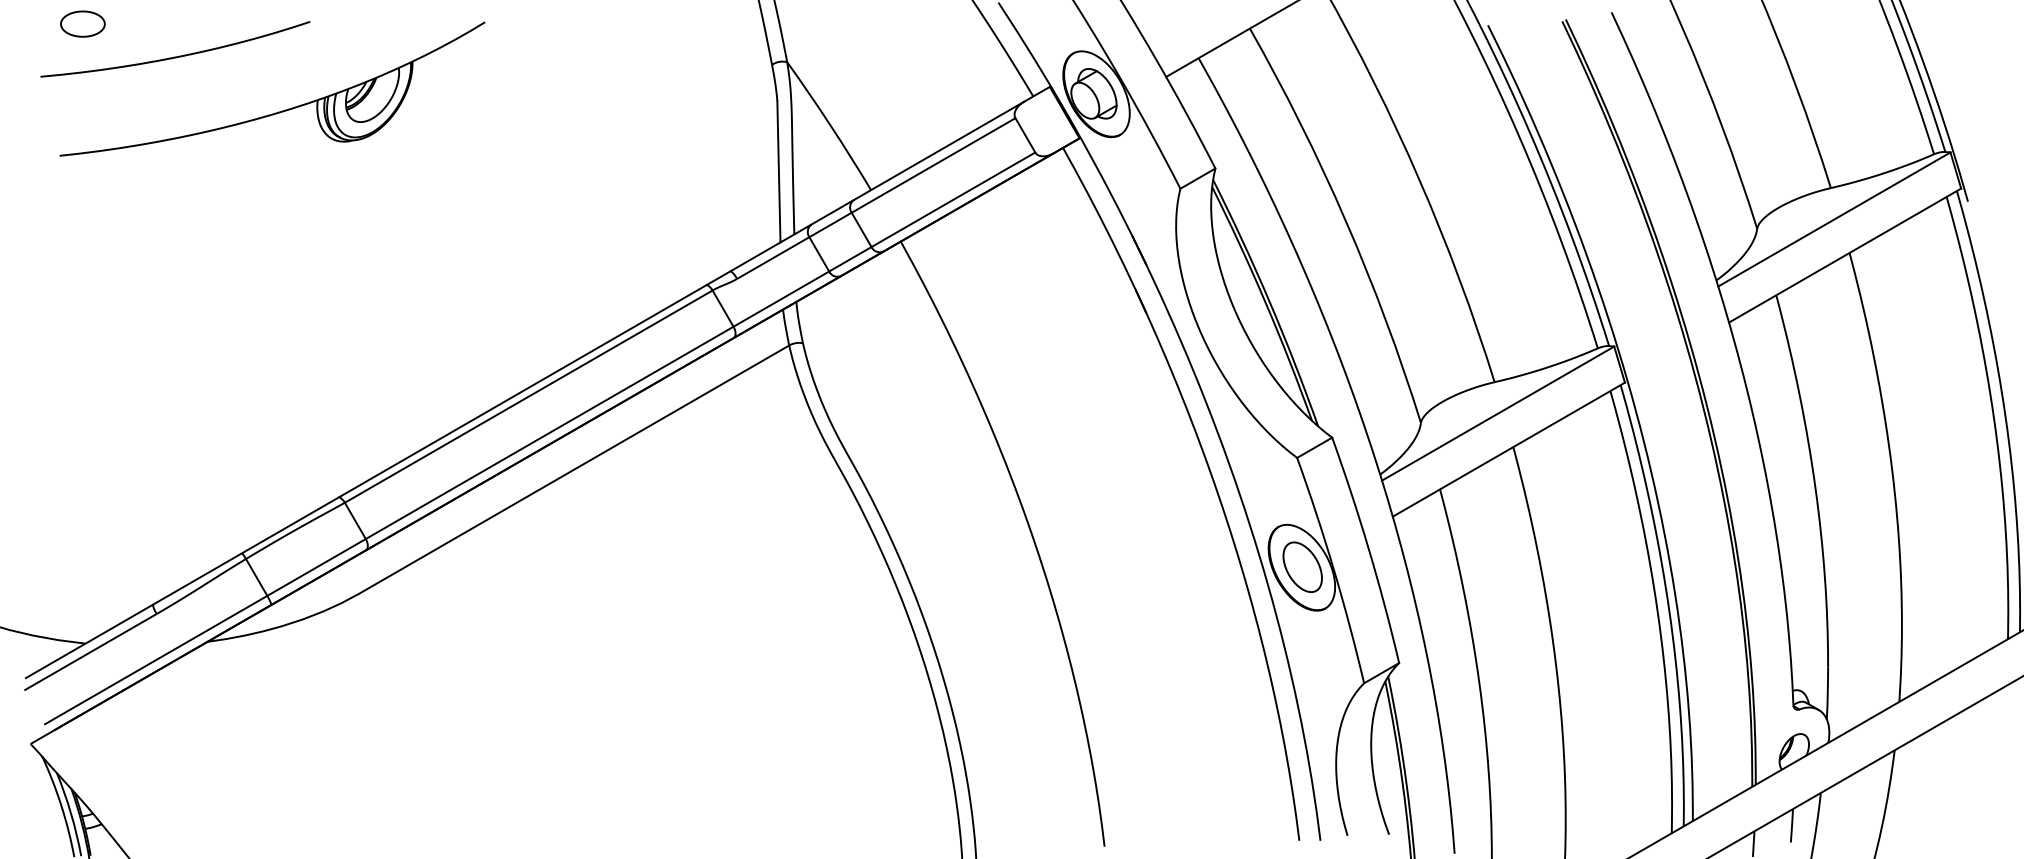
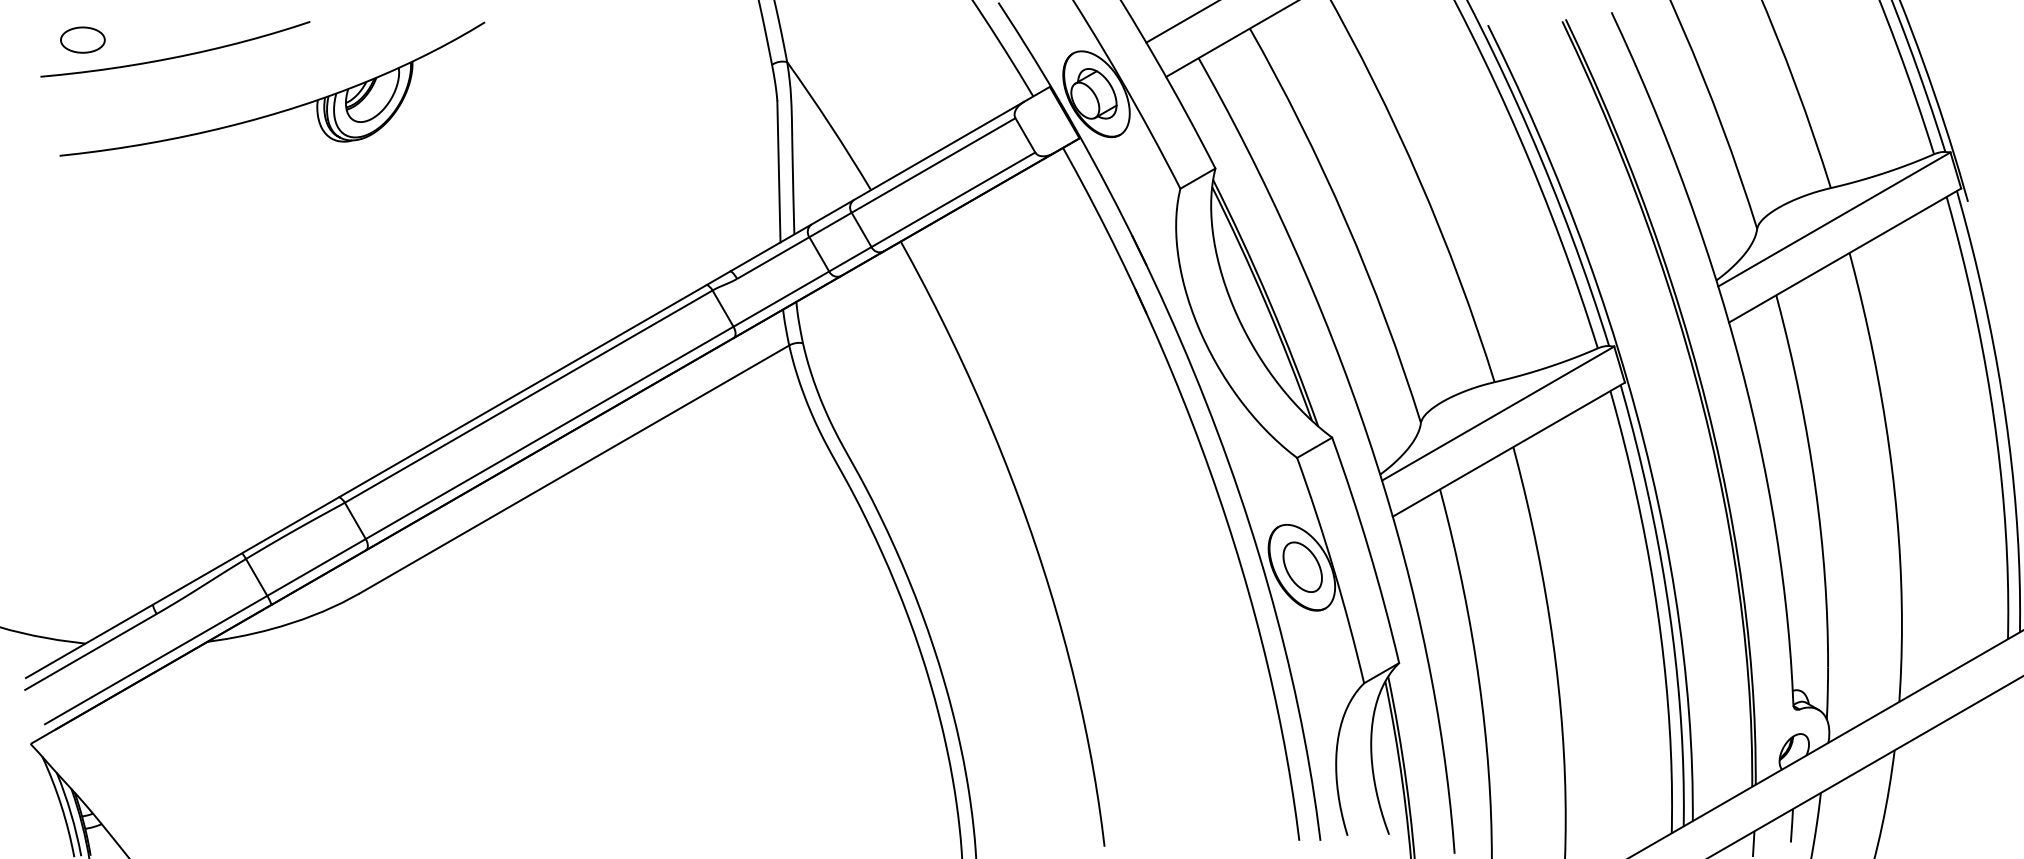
line: none -> present (1181, 22)
part position: (82, 23) -> (82, 39) (82, 39)
